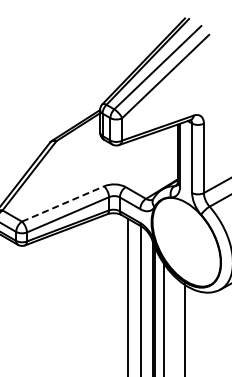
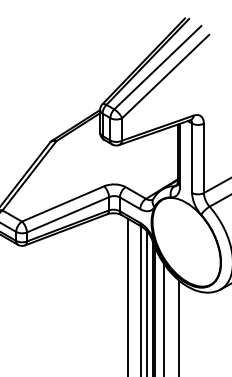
line: dashed -> solid (63, 204)
line: none -> present (147, 302)
line position: (185, 326) -> (179, 326) (179, 326)
